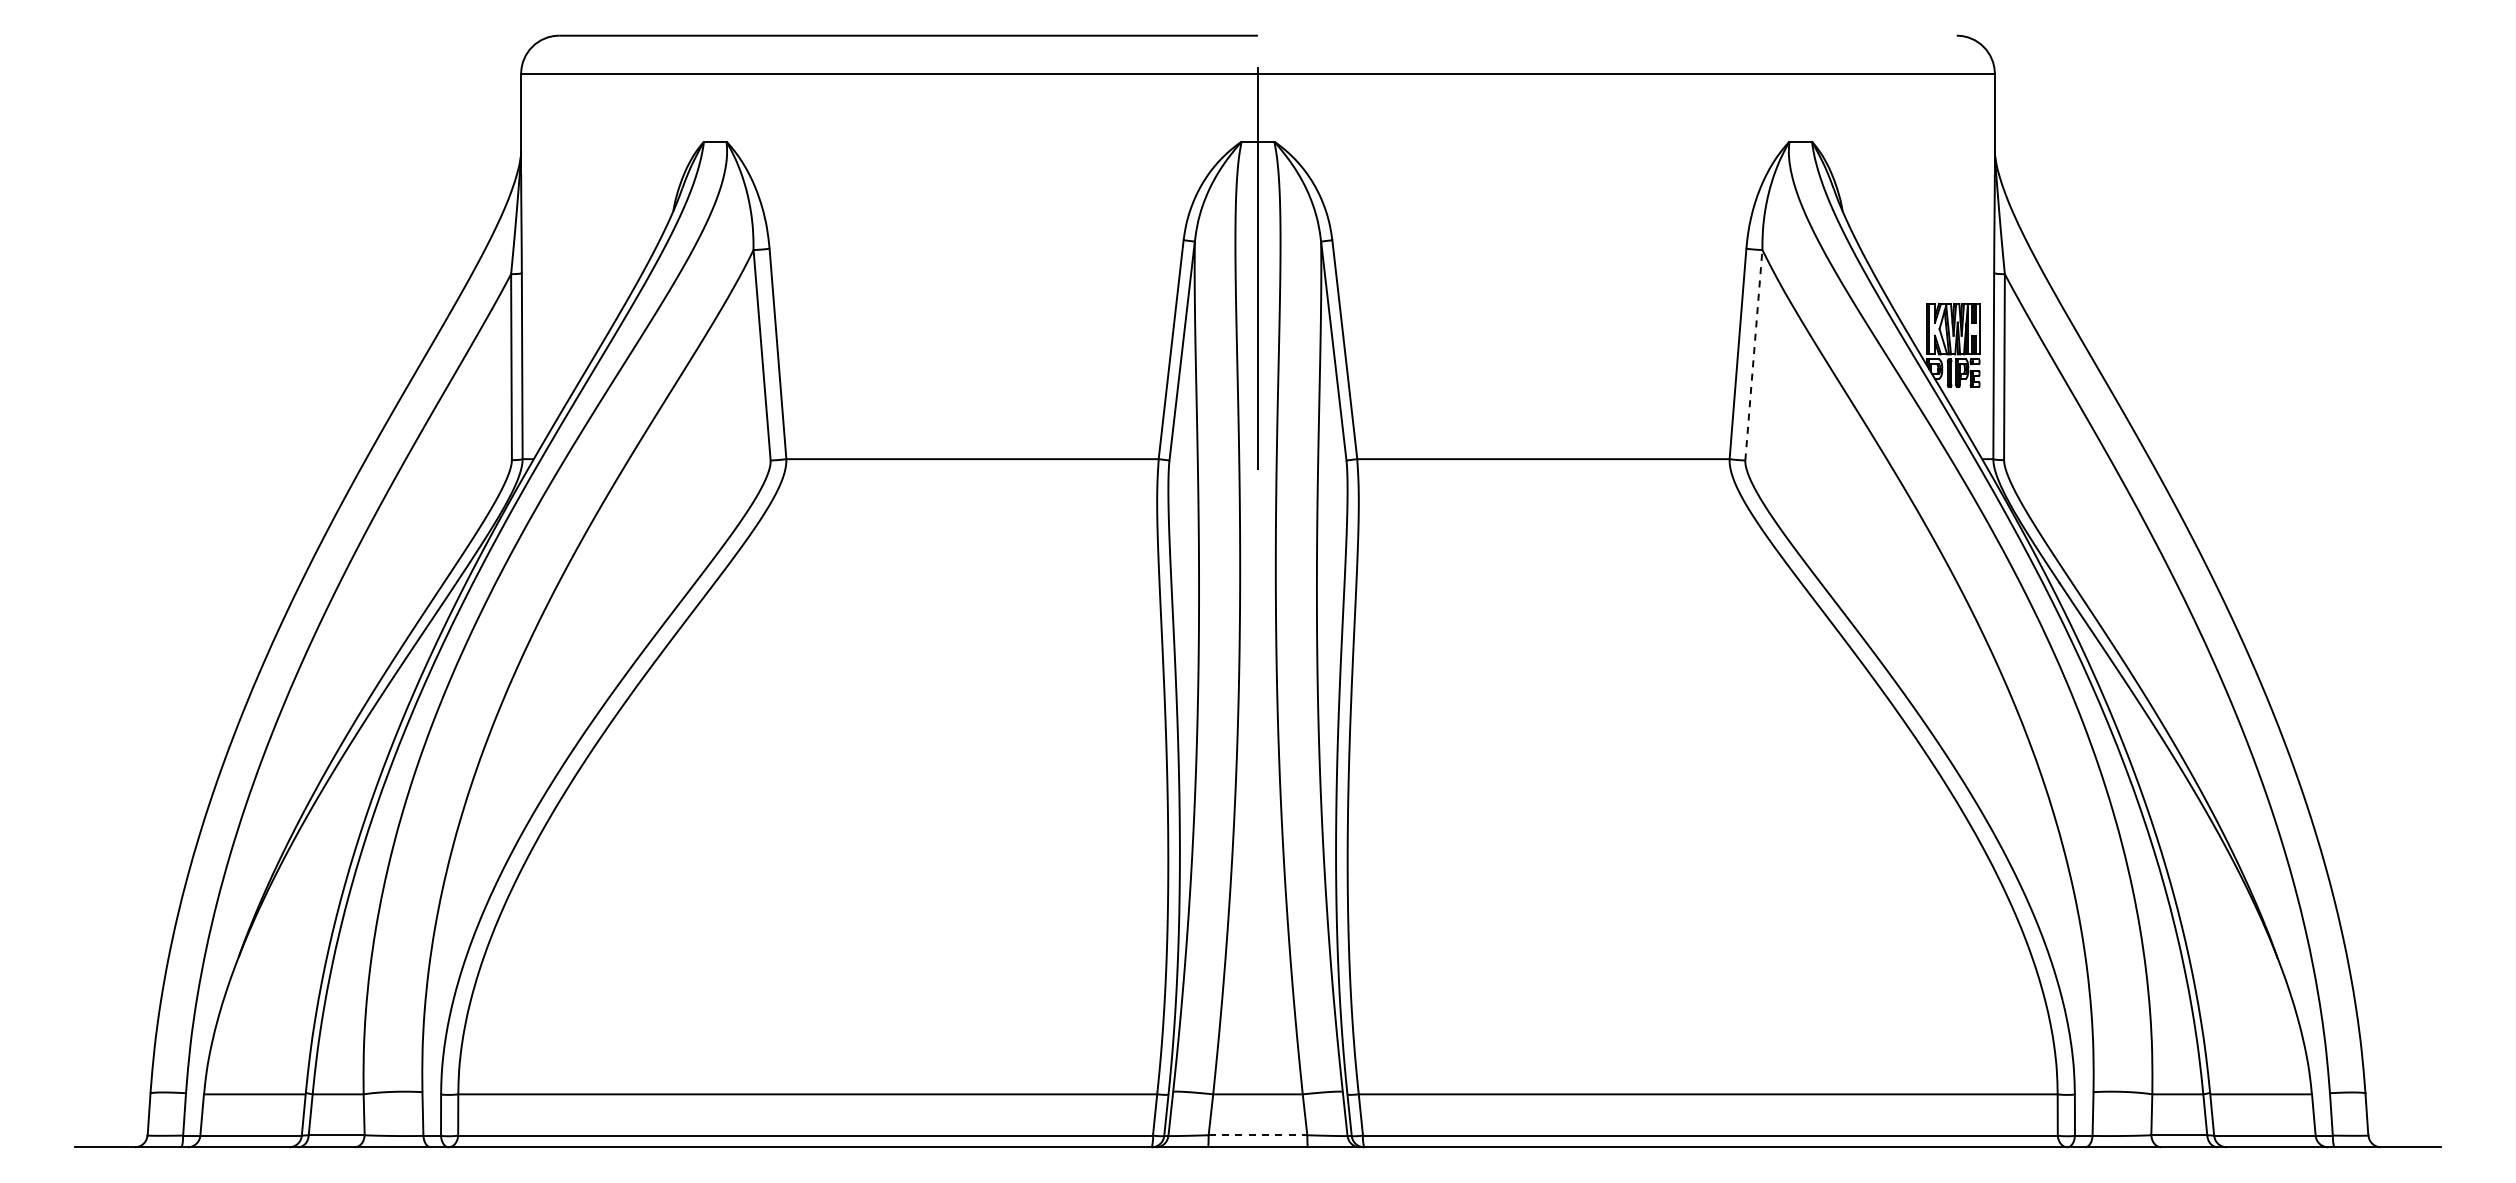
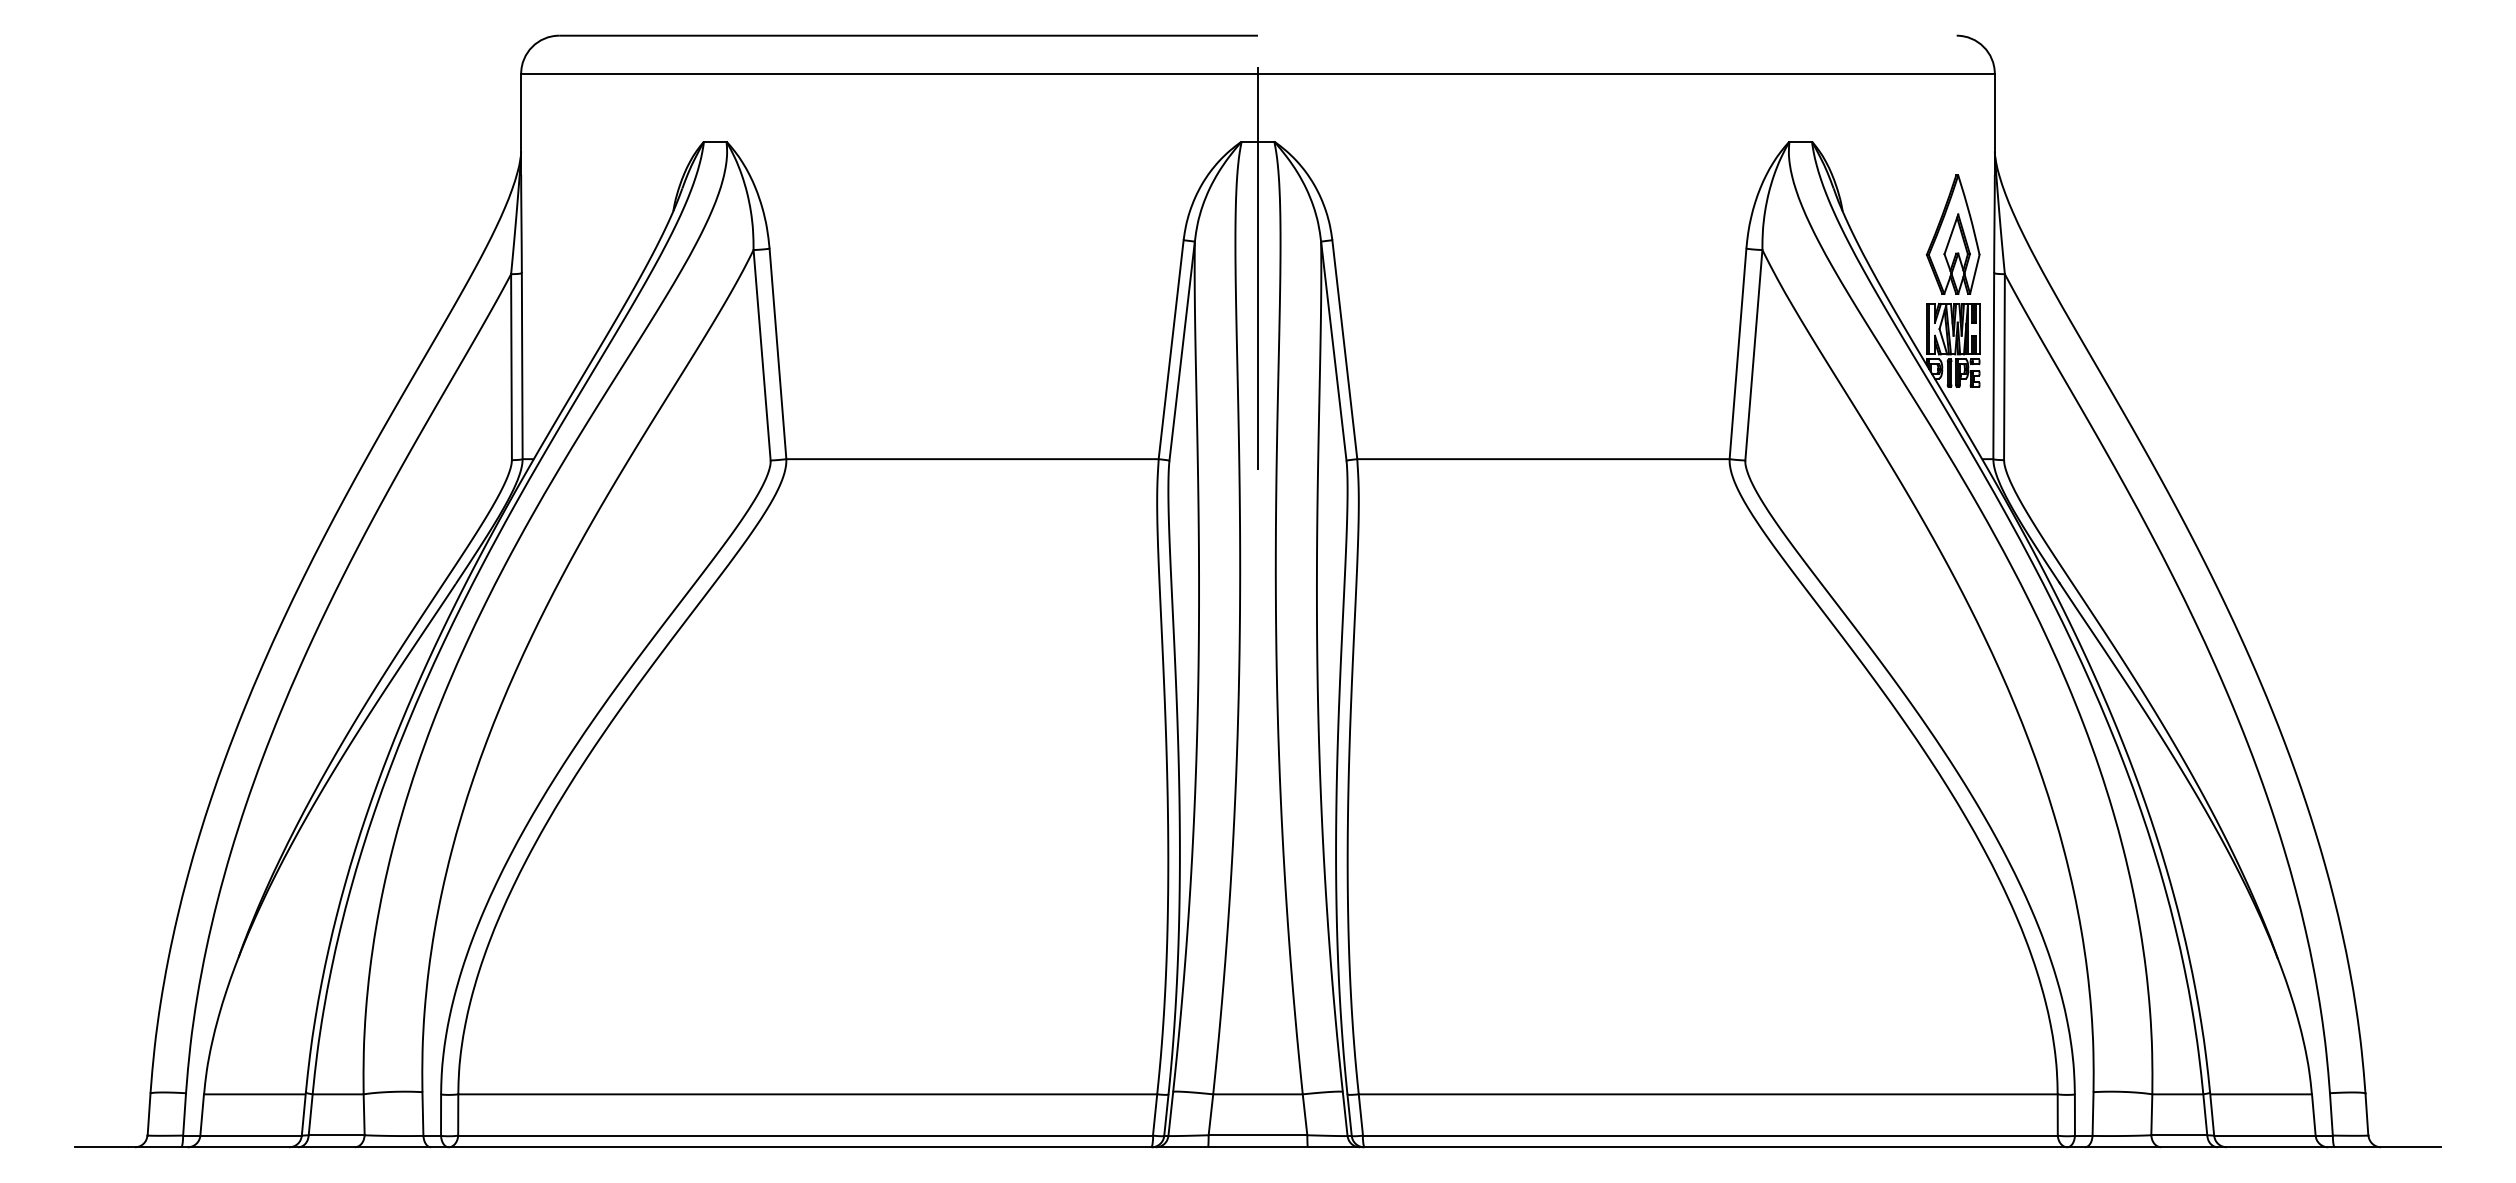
part: none -> present (1952, 234)
line: dashed -> solid (1753, 355)
line: dashed -> solid (1258, 1135)
